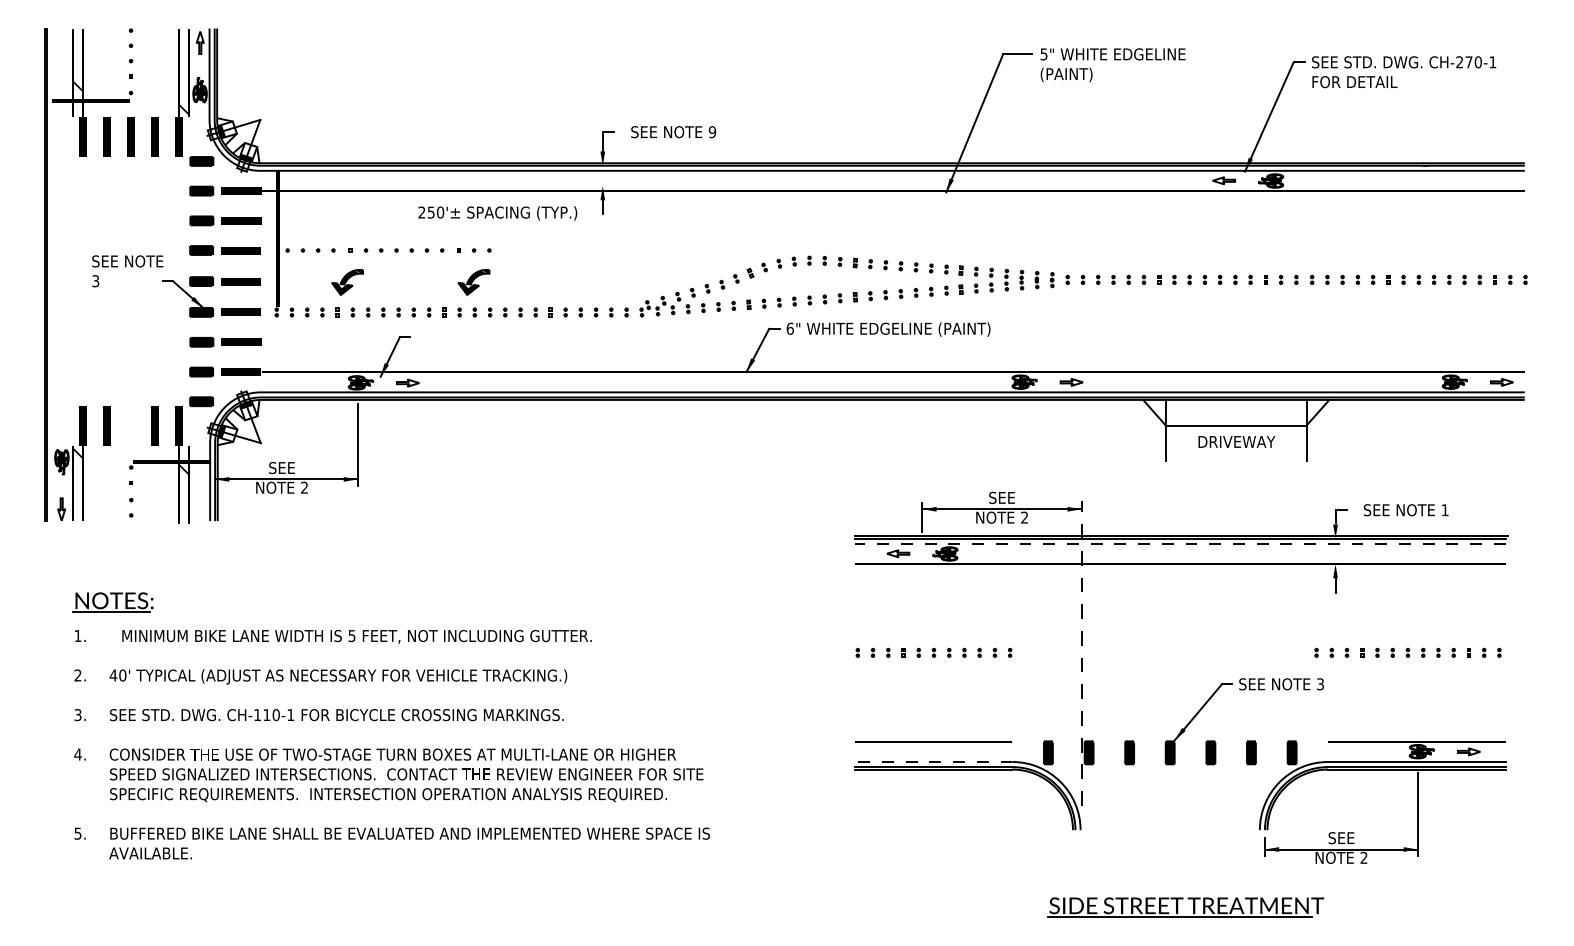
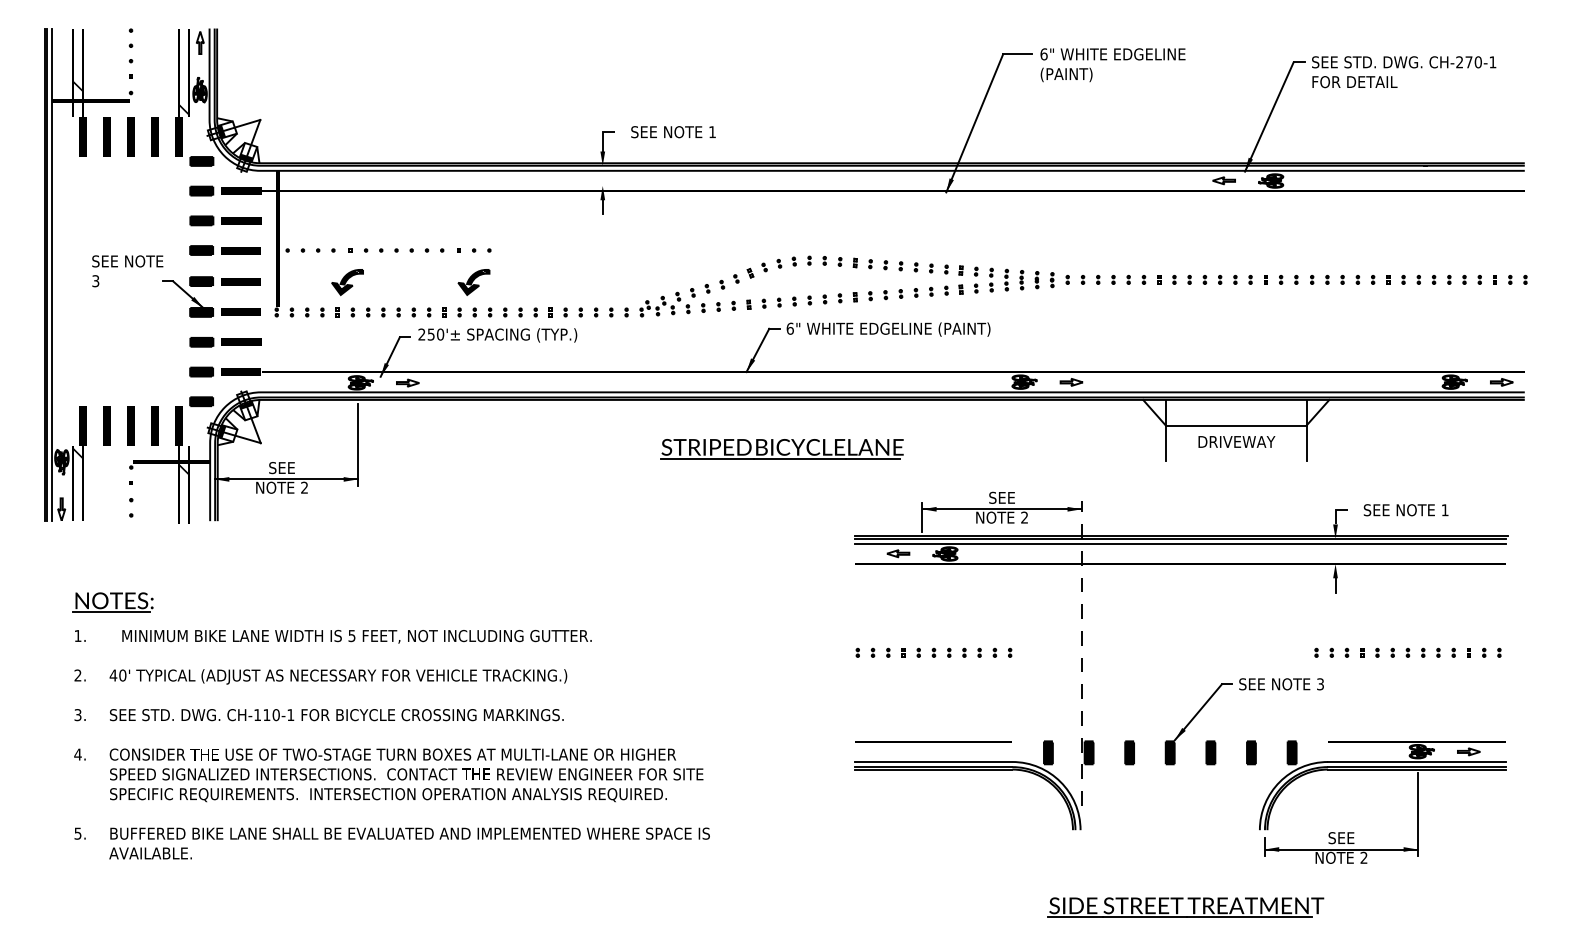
text: 5" -> 6" (1043, 54)
text: 9 -> 1 (712, 132)
text position: (497, 213) -> (497, 335) (497, 335)
line: none -> present (52, 274)
line: none -> present (130, 425)
part: none -> present (781, 449)
line: dashed -> solid (1180, 543)
line: dashed -> solid (933, 761)
